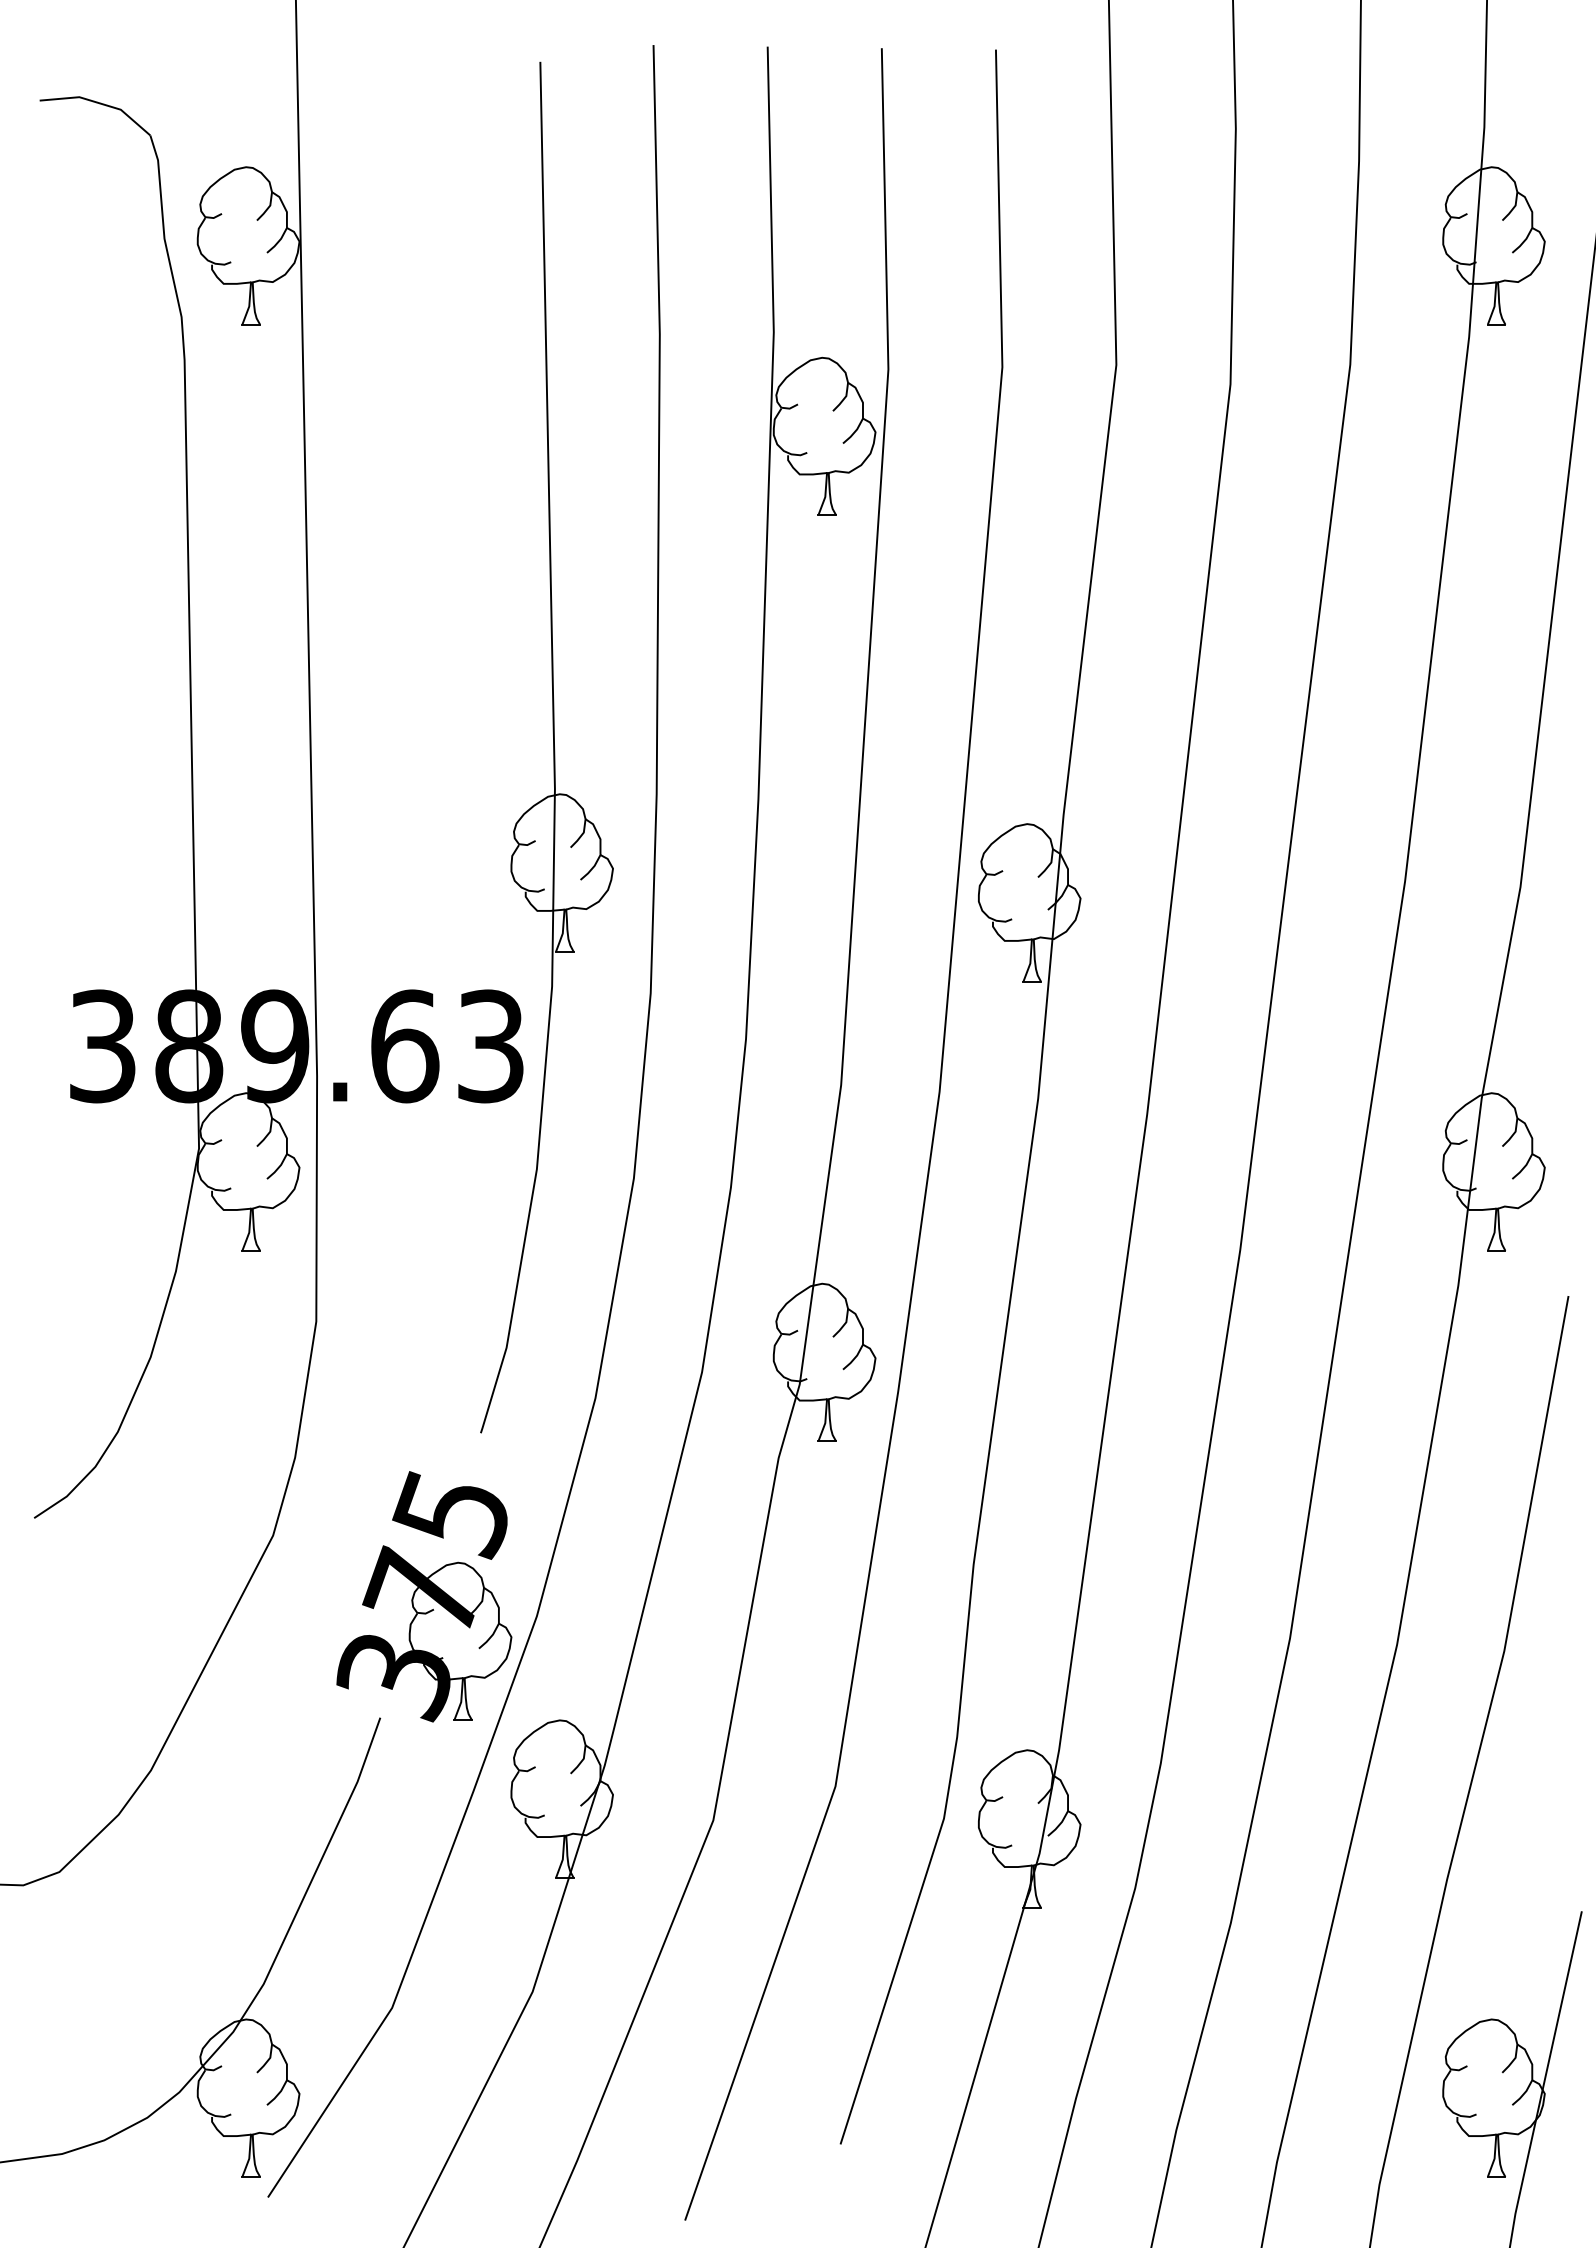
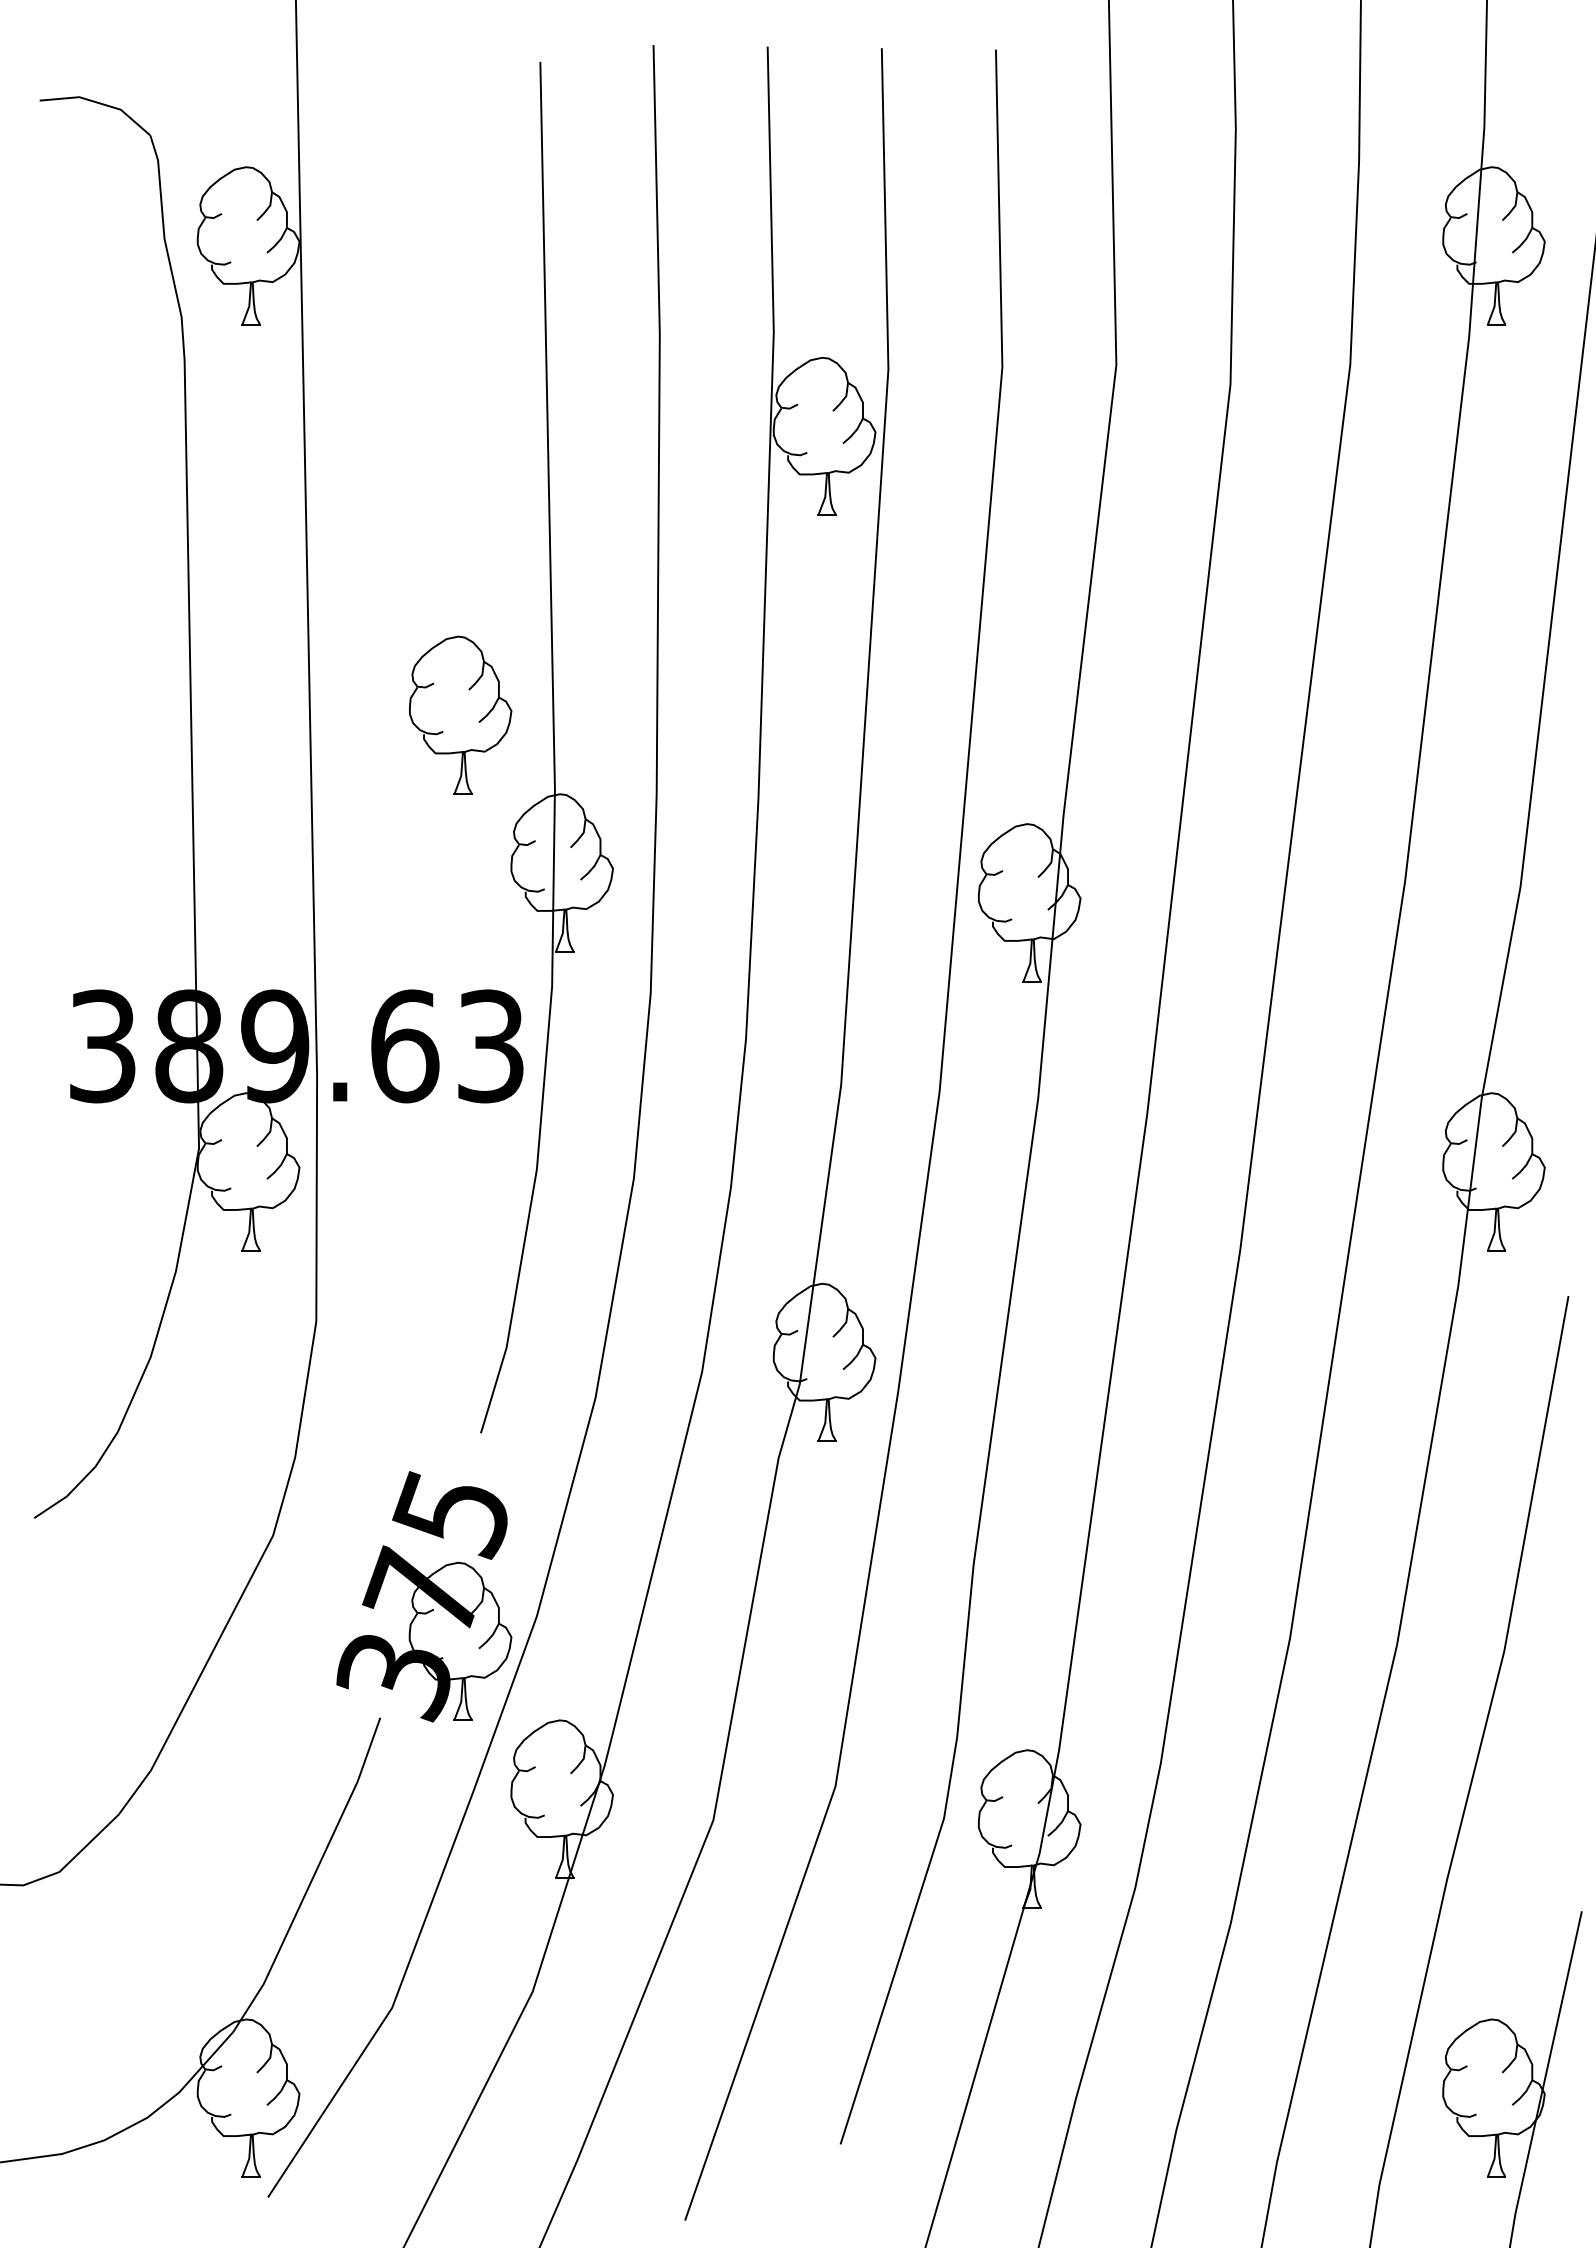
part: none -> present (460, 714)
